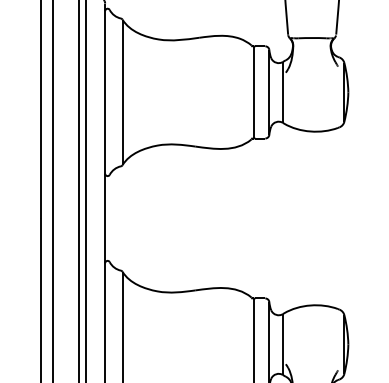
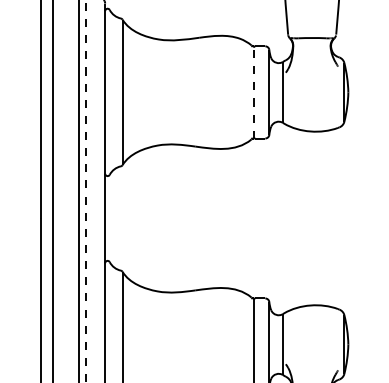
line: solid -> dashed (253, 91)
line: solid -> dashed (85, 191)
